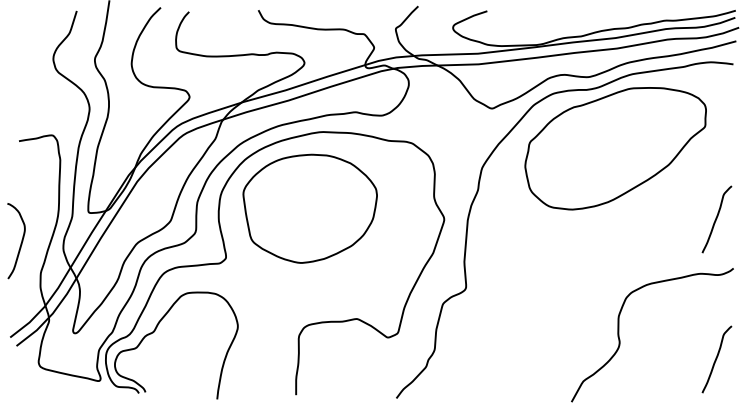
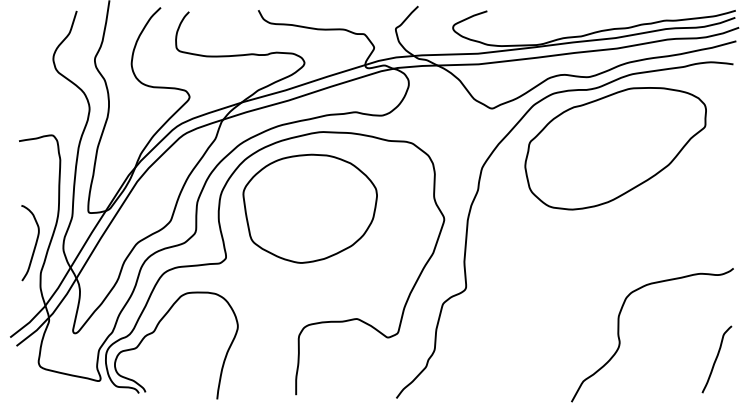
curve: present -> none (716, 219)
curve position: (20, 243) -> (34, 245) (34, 245)
